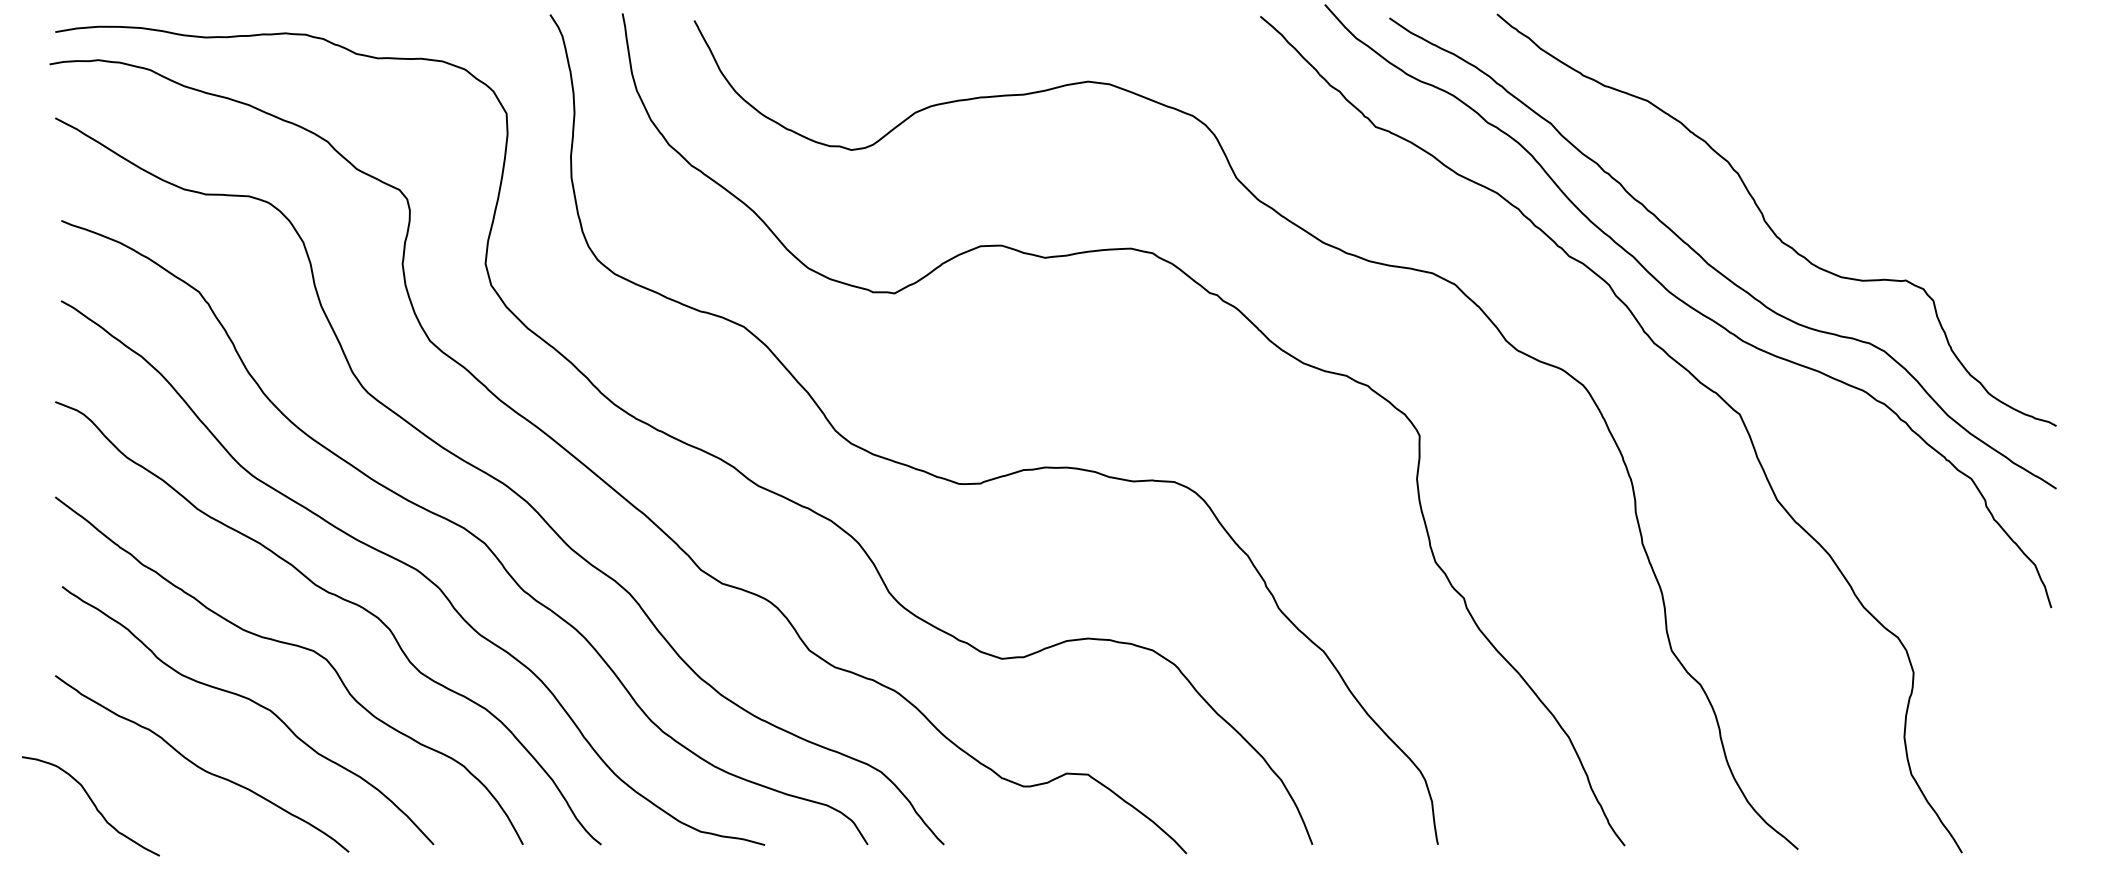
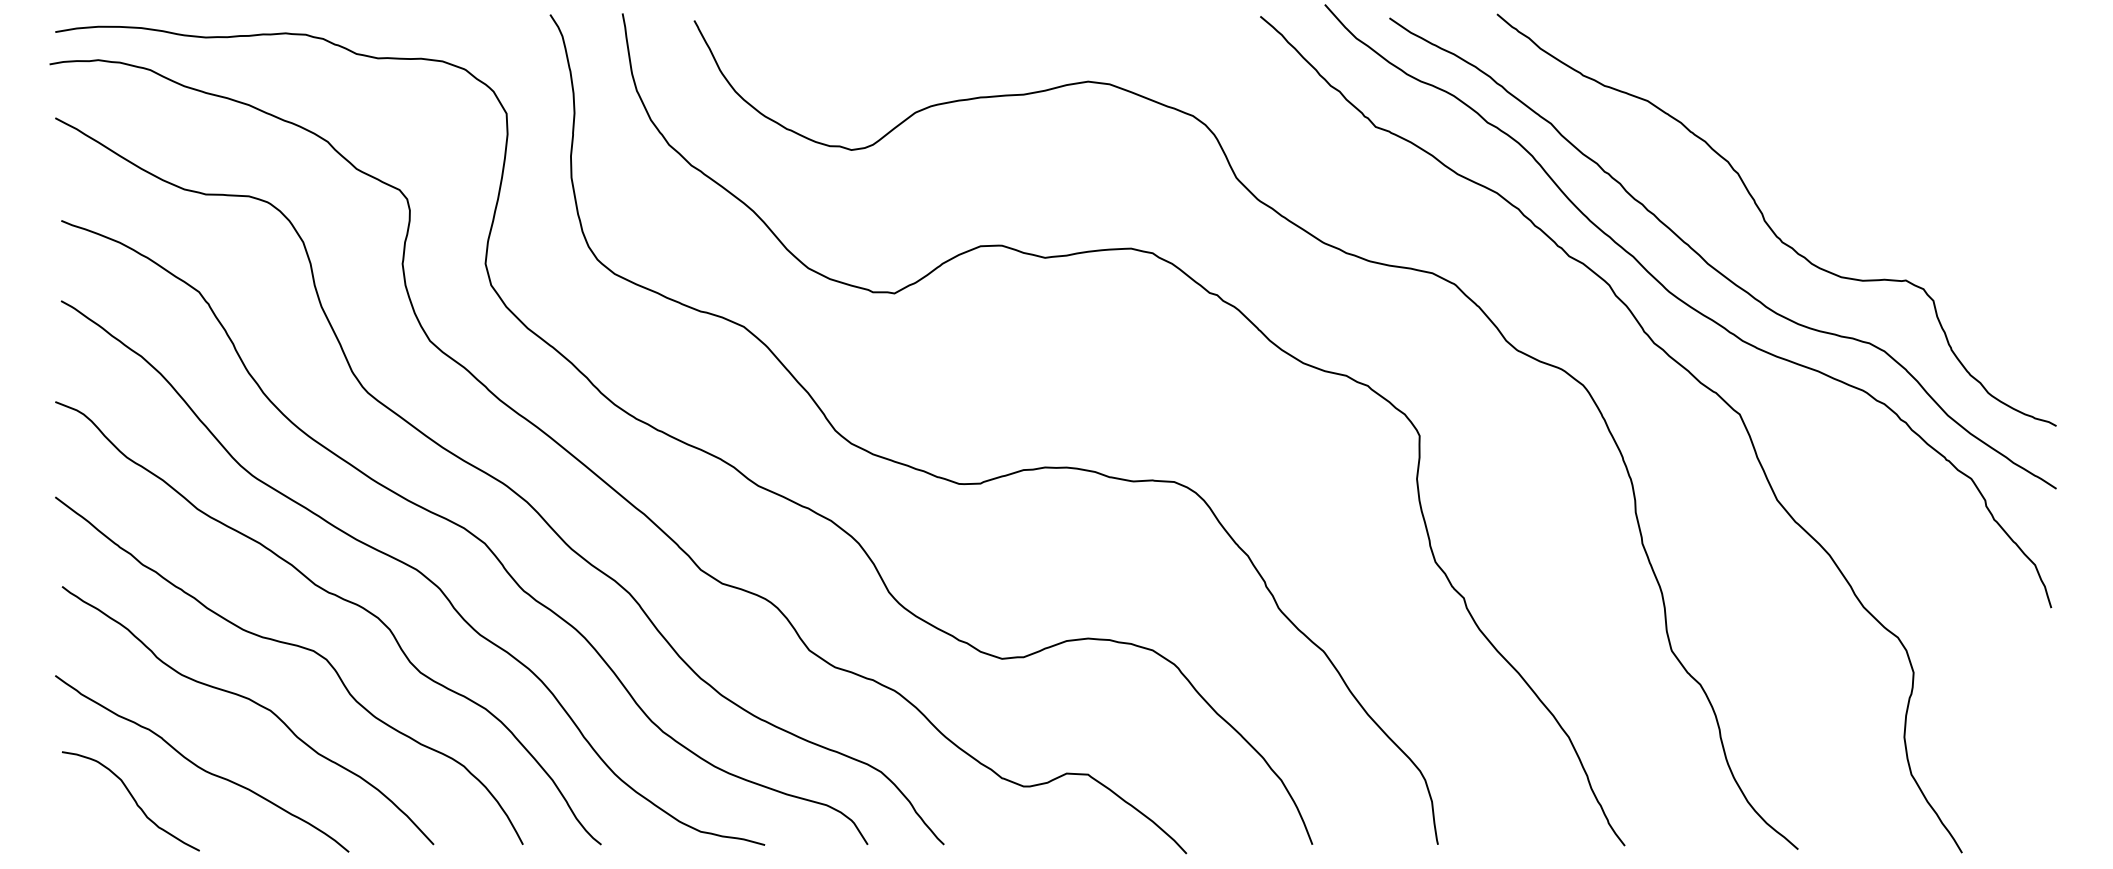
curve position: (93, 805) -> (133, 800) (133, 800)
